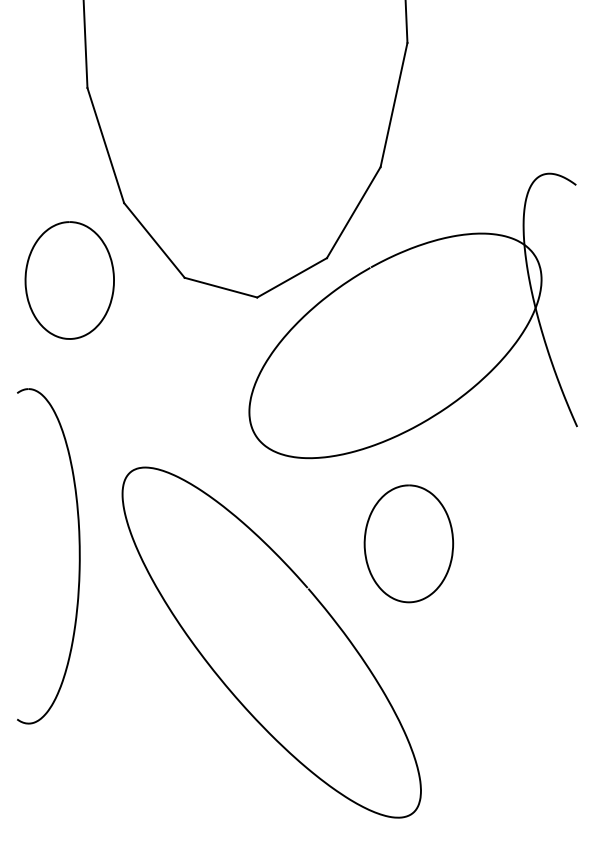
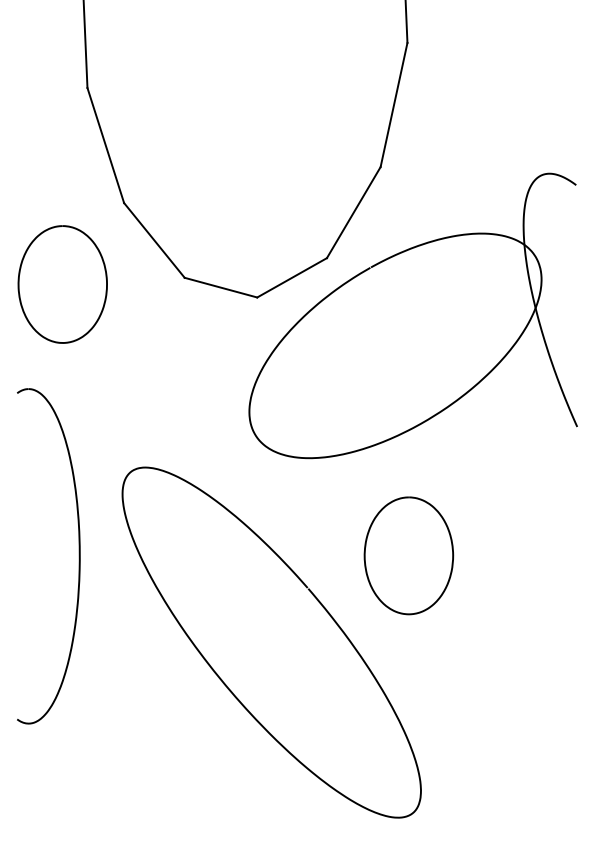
curve position: (26, 280) -> (19, 284) (19, 284)
curve position: (366, 535) -> (366, 547) (366, 547)
